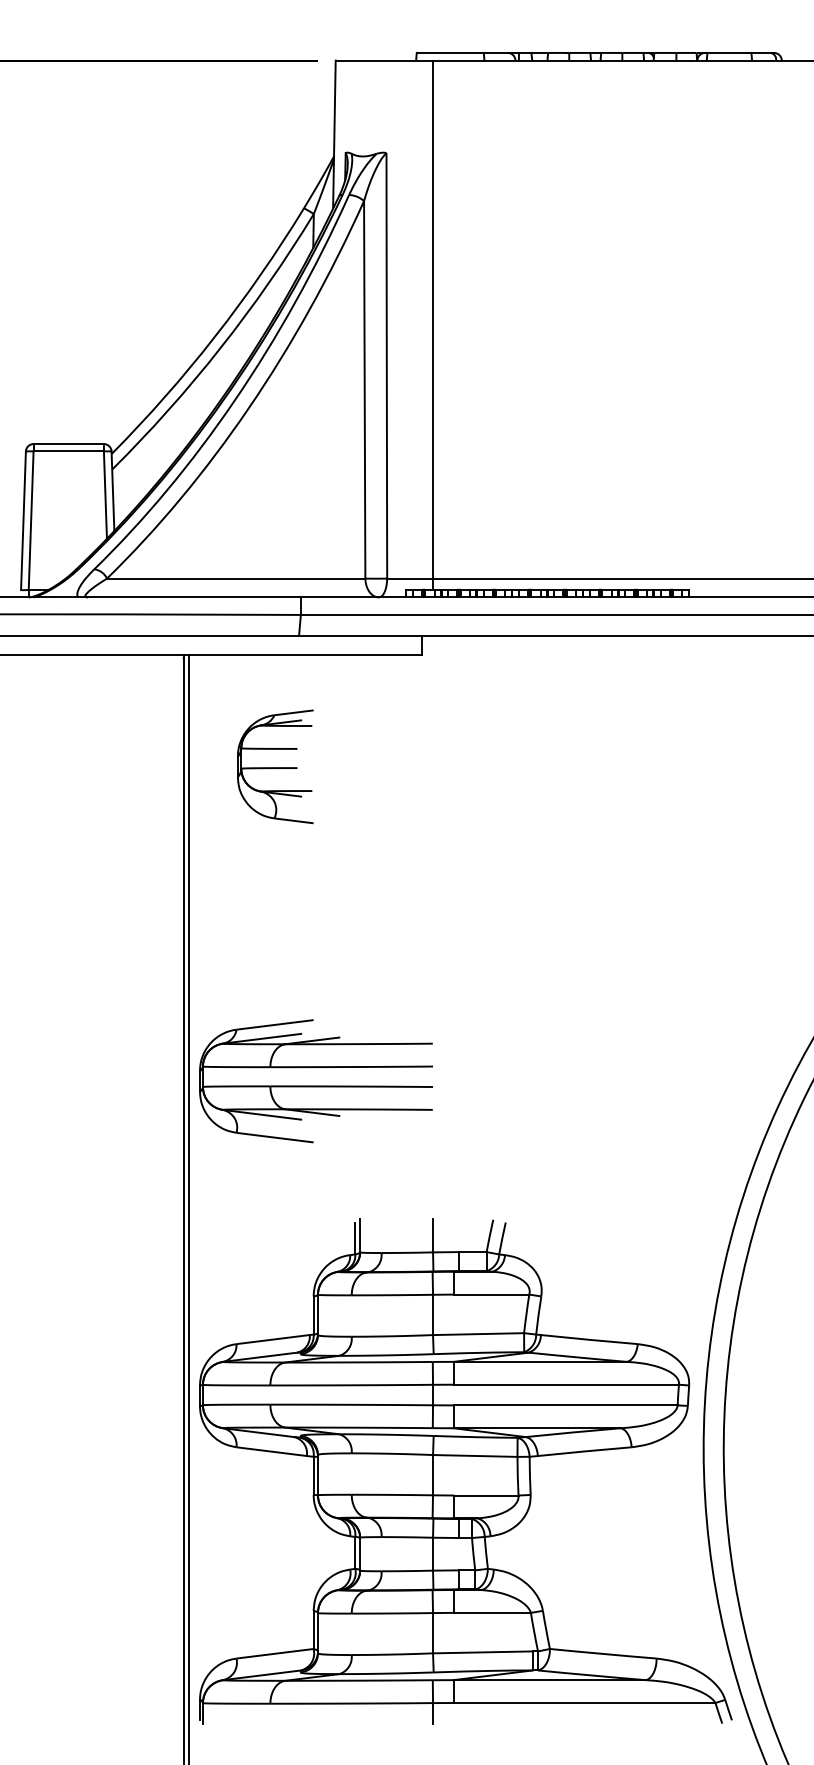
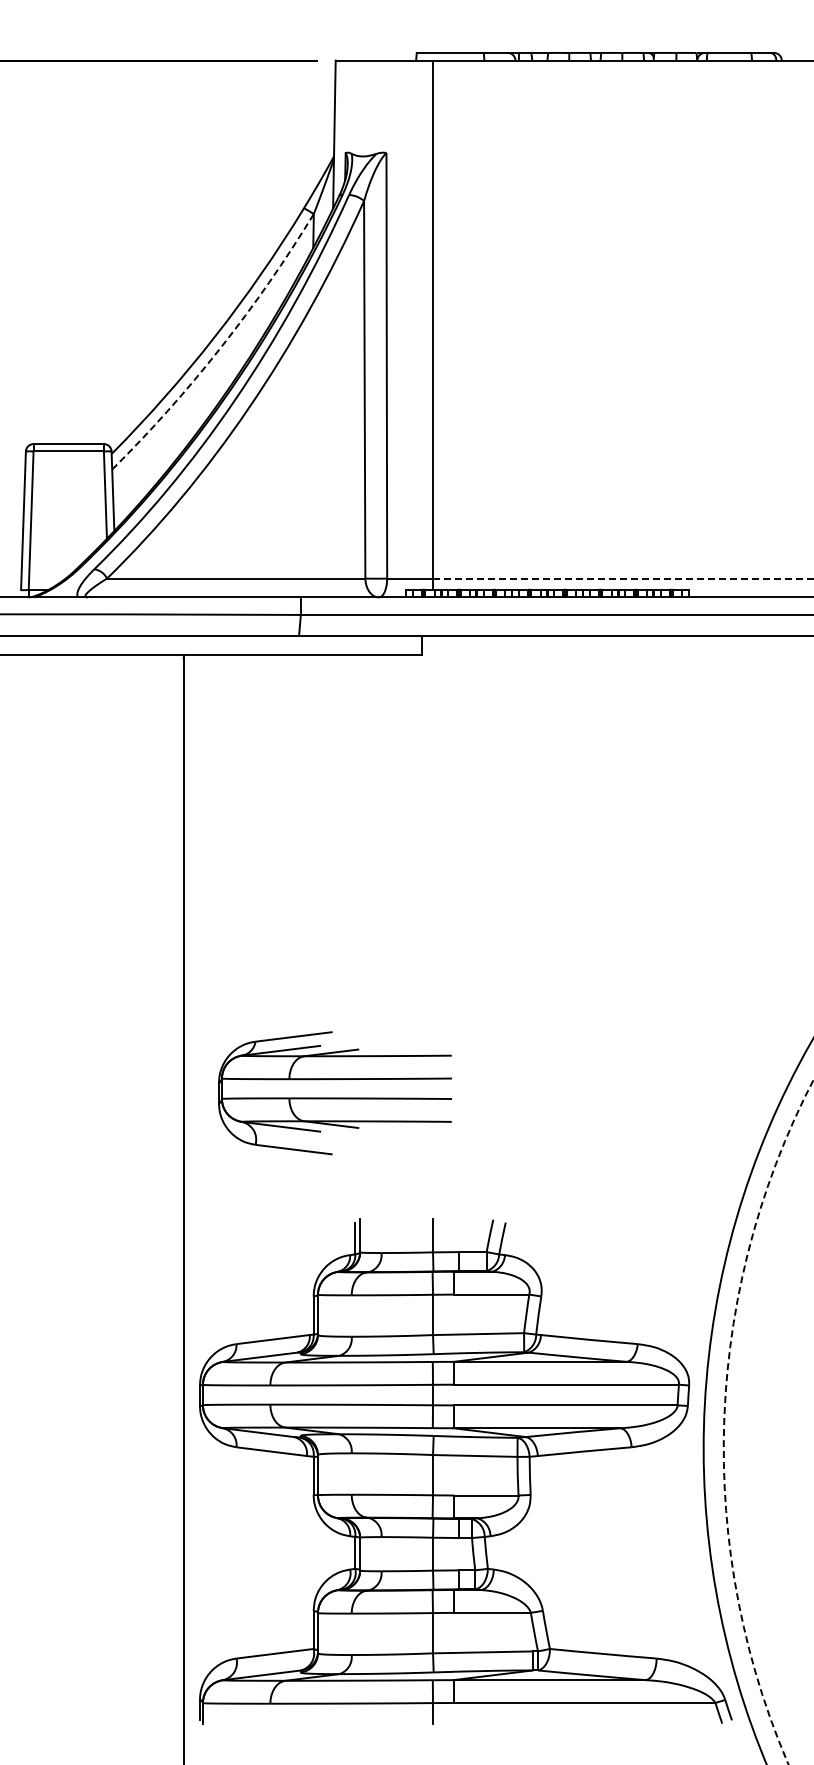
arc: solid -> dashed (220, 347)
line: solid -> dashed (623, 578)
part: present -> none (275, 766)
part position: (315, 1081) -> (334, 1093) (334, 1093)
line: present -> none (189, 1207)
arc: solid -> dashed (724, 1419)
